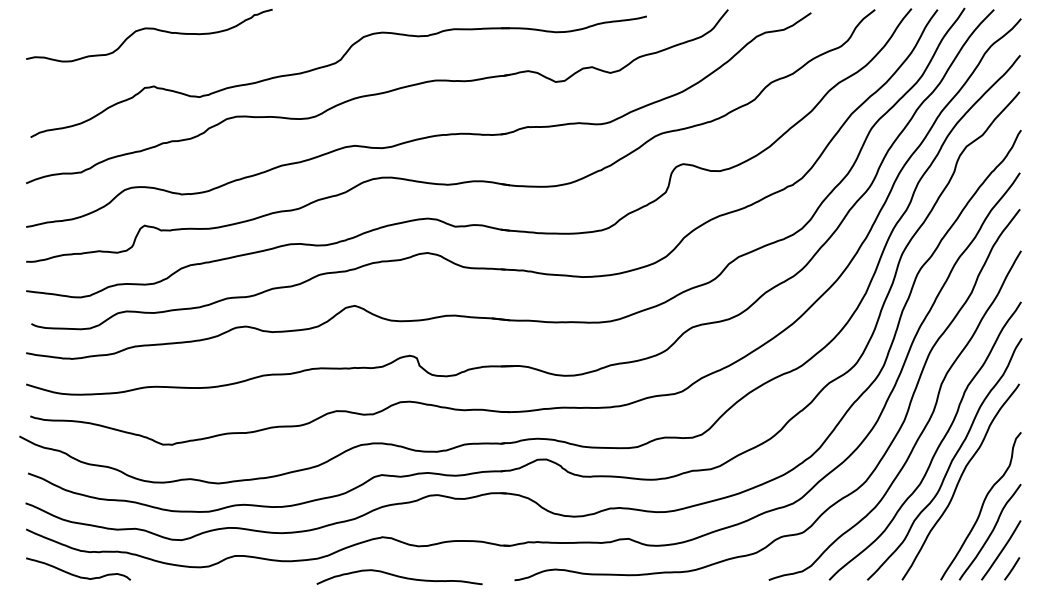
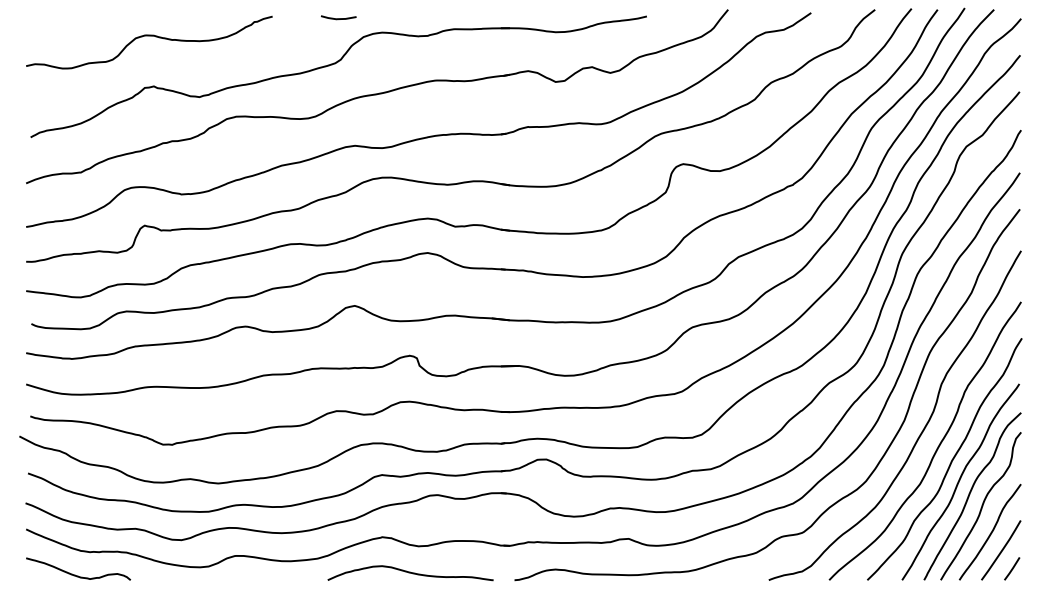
curve: none -> present (338, 18)
curve position: (149, 29) -> (149, 36) (149, 36)
curve: none -> present (970, 494)
curve position: (399, 577) -> (410, 573) (410, 573)
